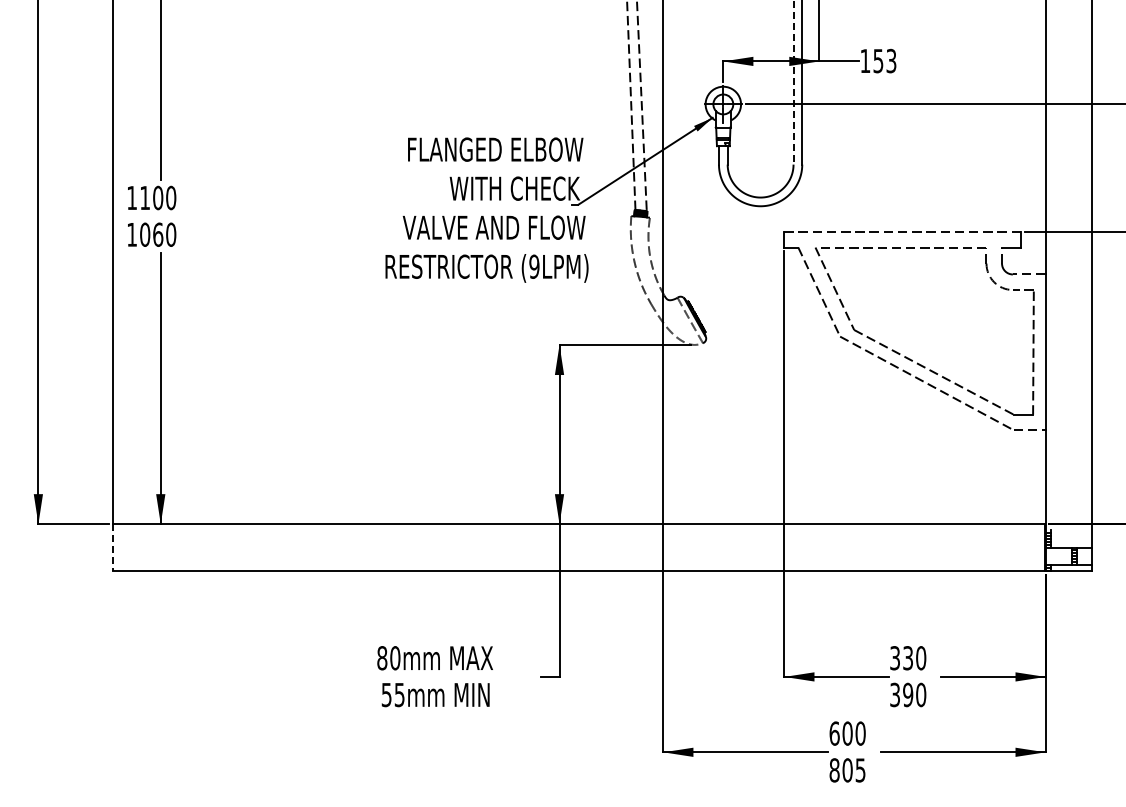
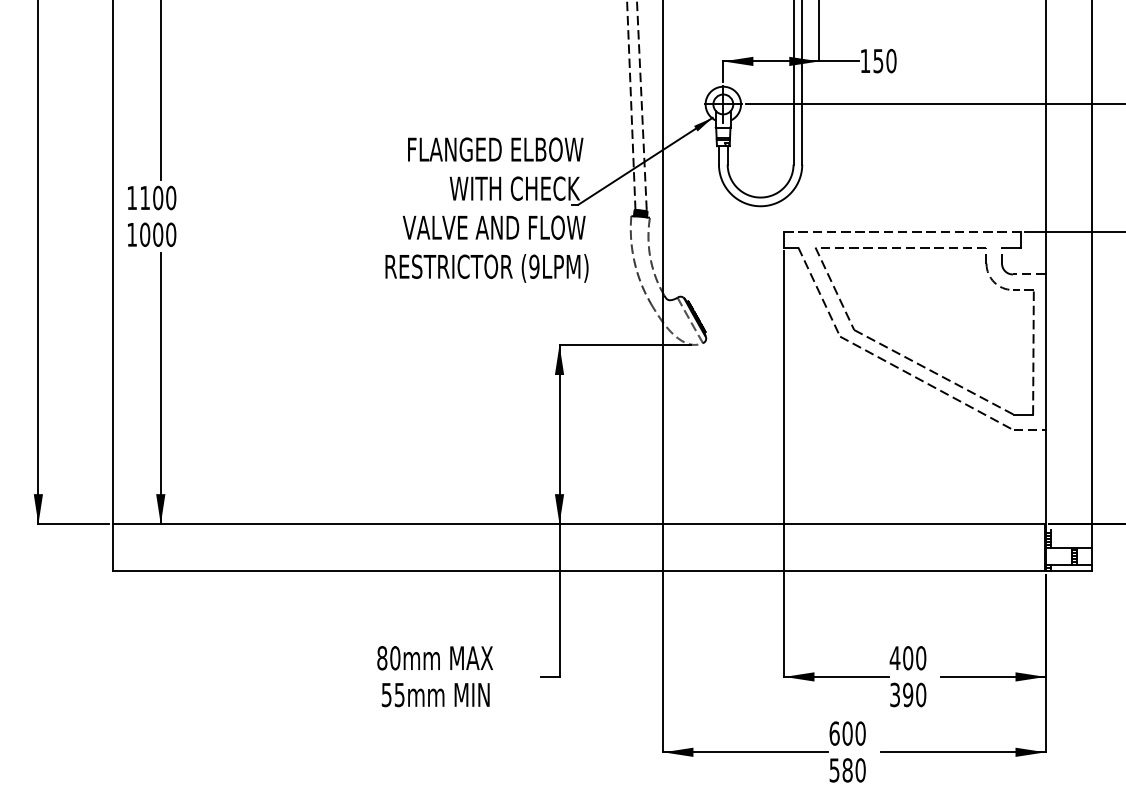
text: 153 -> 150 (891, 60)
line: dashed -> solid (793, 82)
text: 1060 -> 1000 (158, 234)
line: dashed -> solid (113, 548)
text: 330 -> 400 (901, 658)
text: 805 -> 580 (847, 770)
